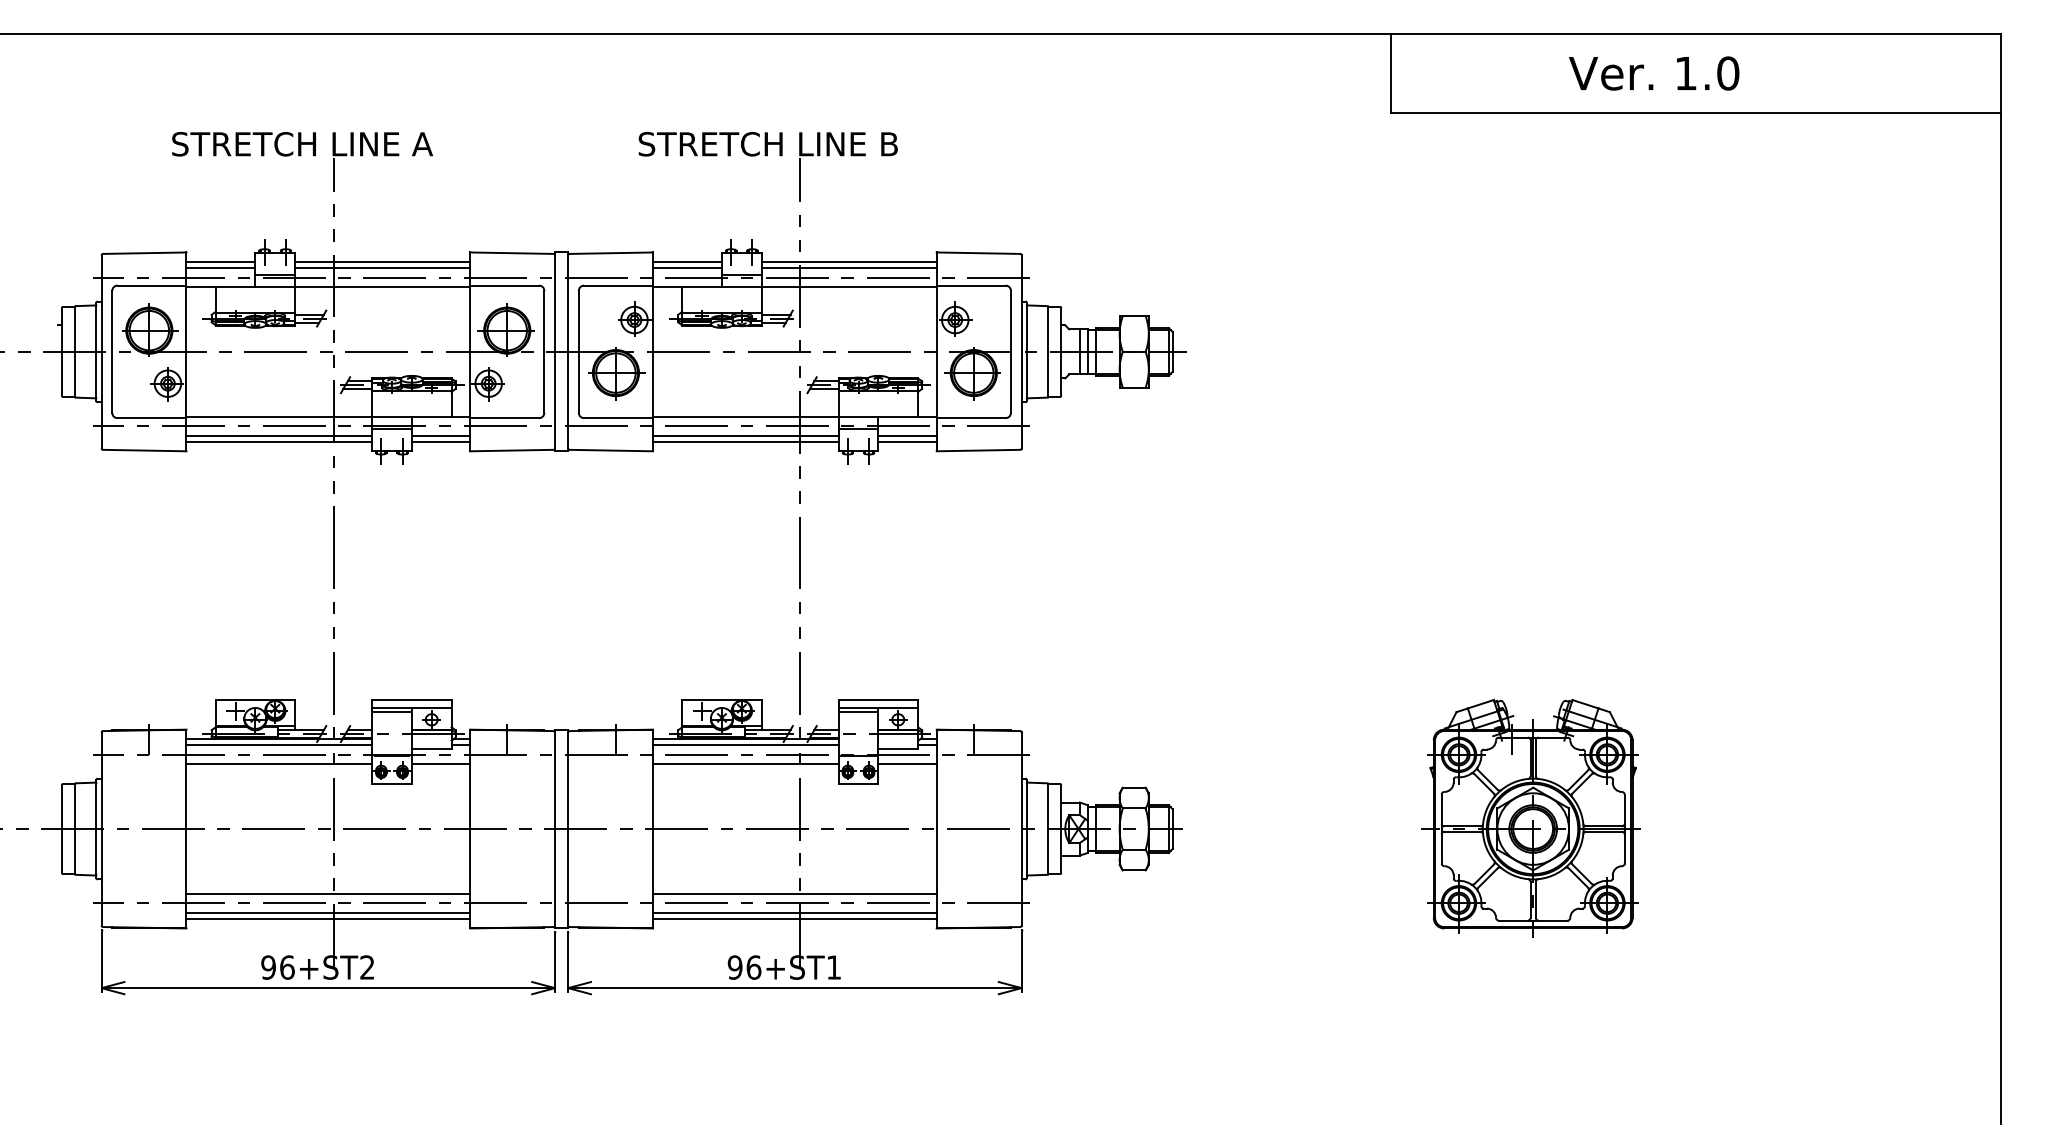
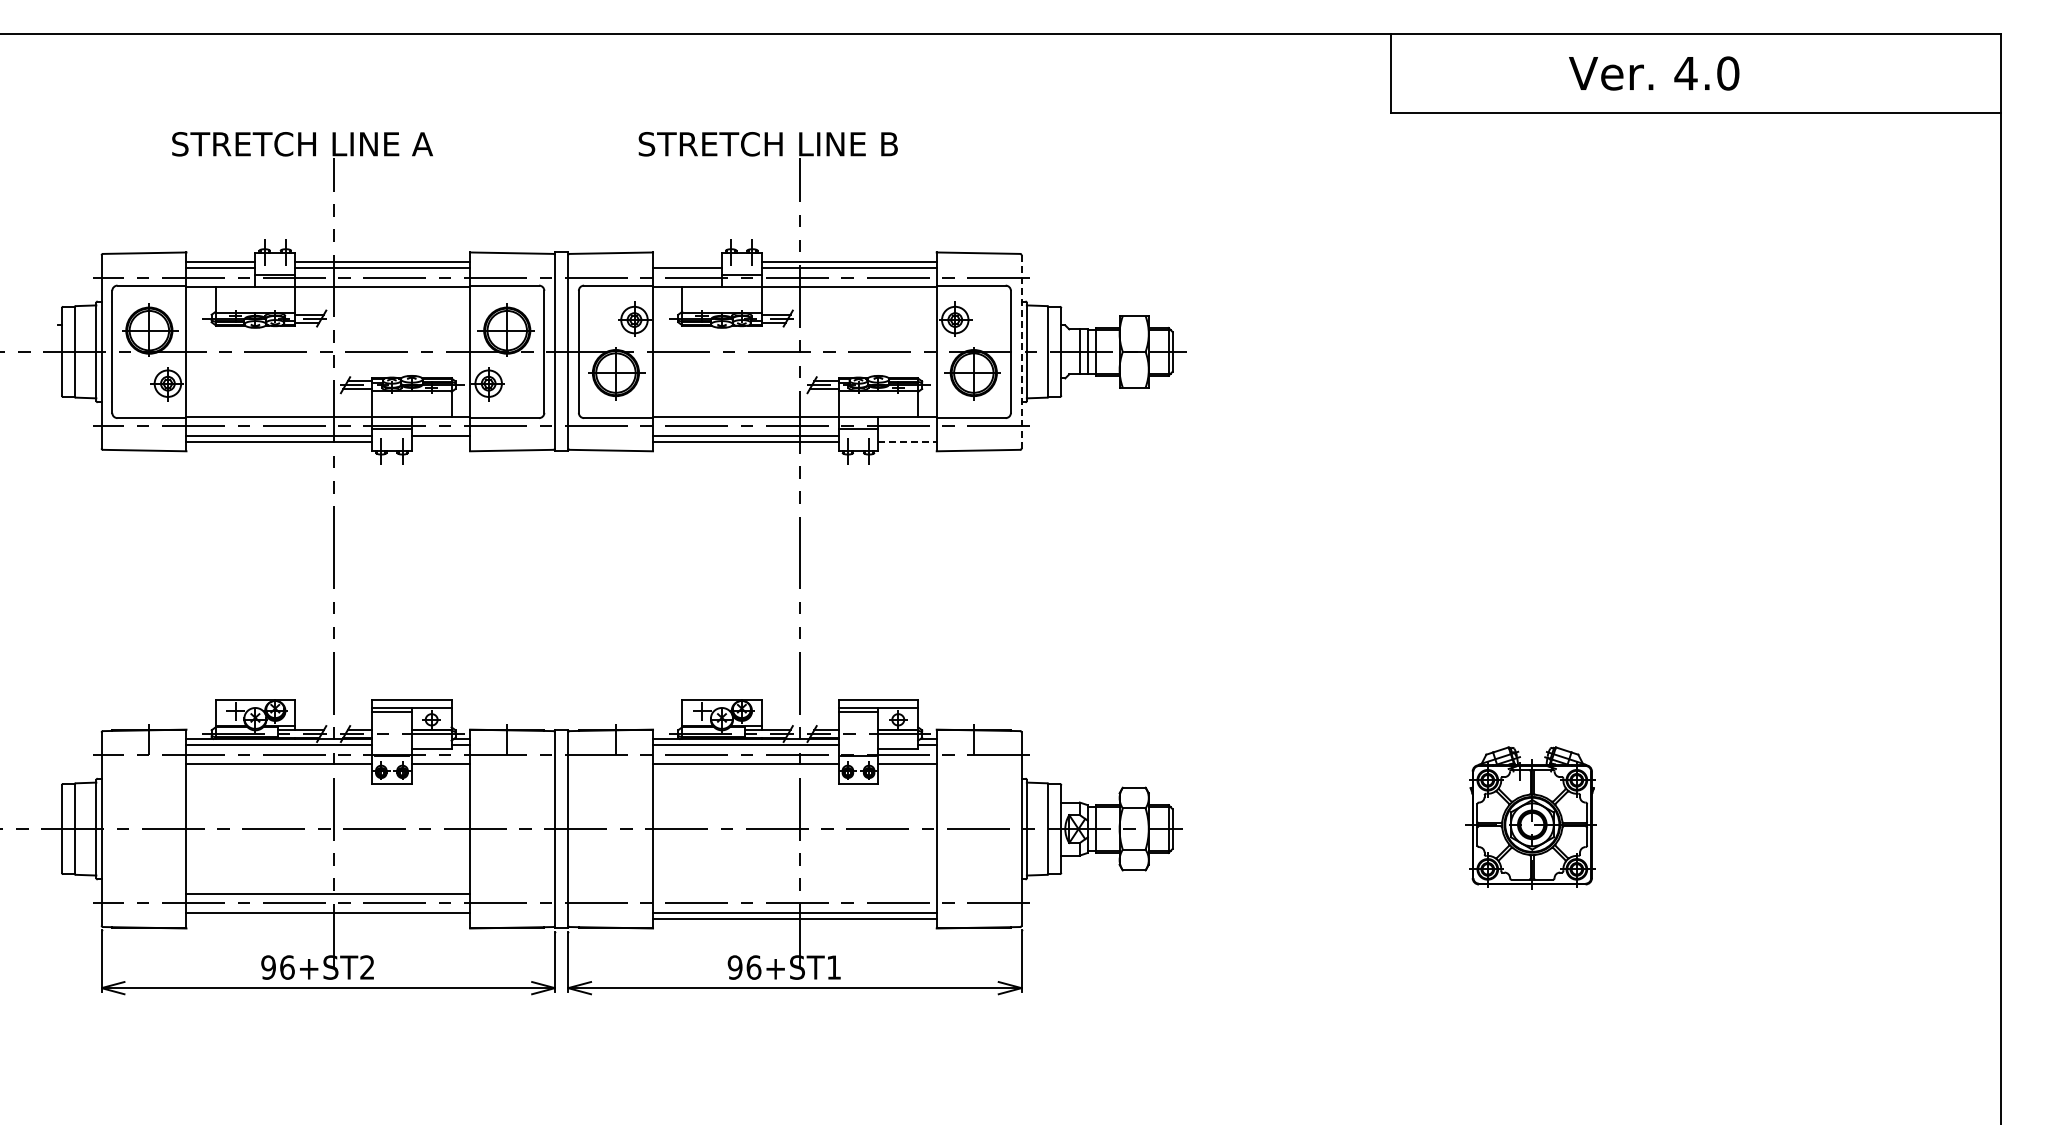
text: 1.0 -> 4.0 (1685, 73)
line: present -> none (687, 261)
line: solid -> dashed (1021, 351)
line: present -> none (907, 435)
line: present -> none (440, 442)
line: solid -> dashed (908, 442)
part size: 220x239 px -> 132x144 px (1530, 817)
line: present -> none (794, 893)
line: present -> none (328, 919)
